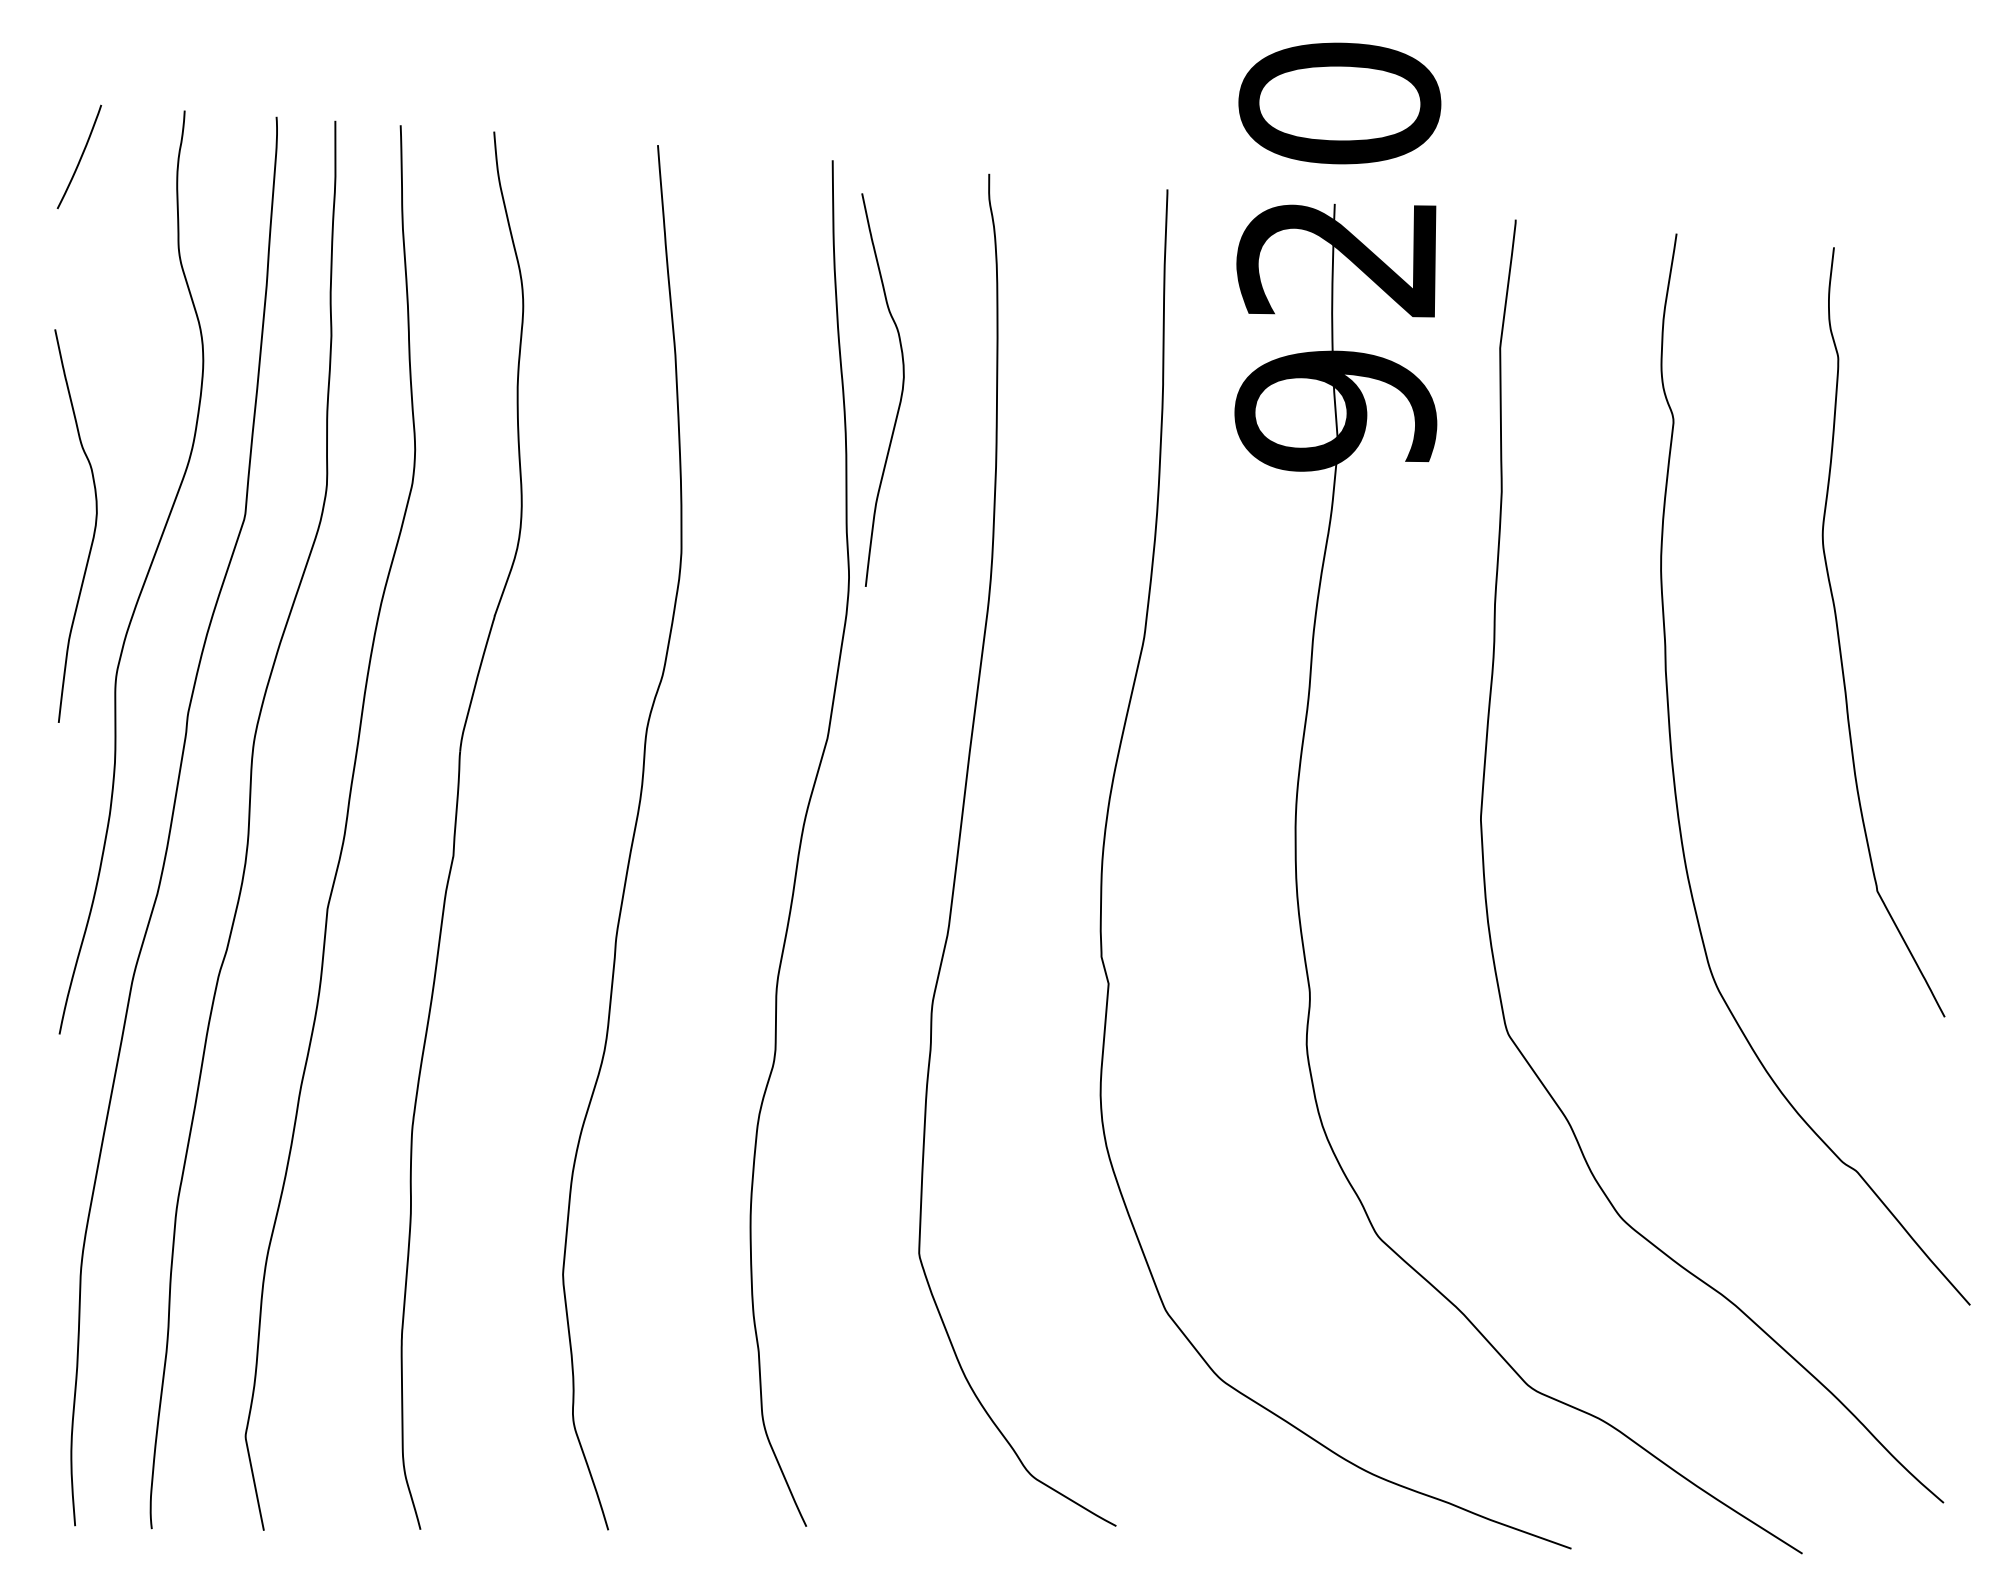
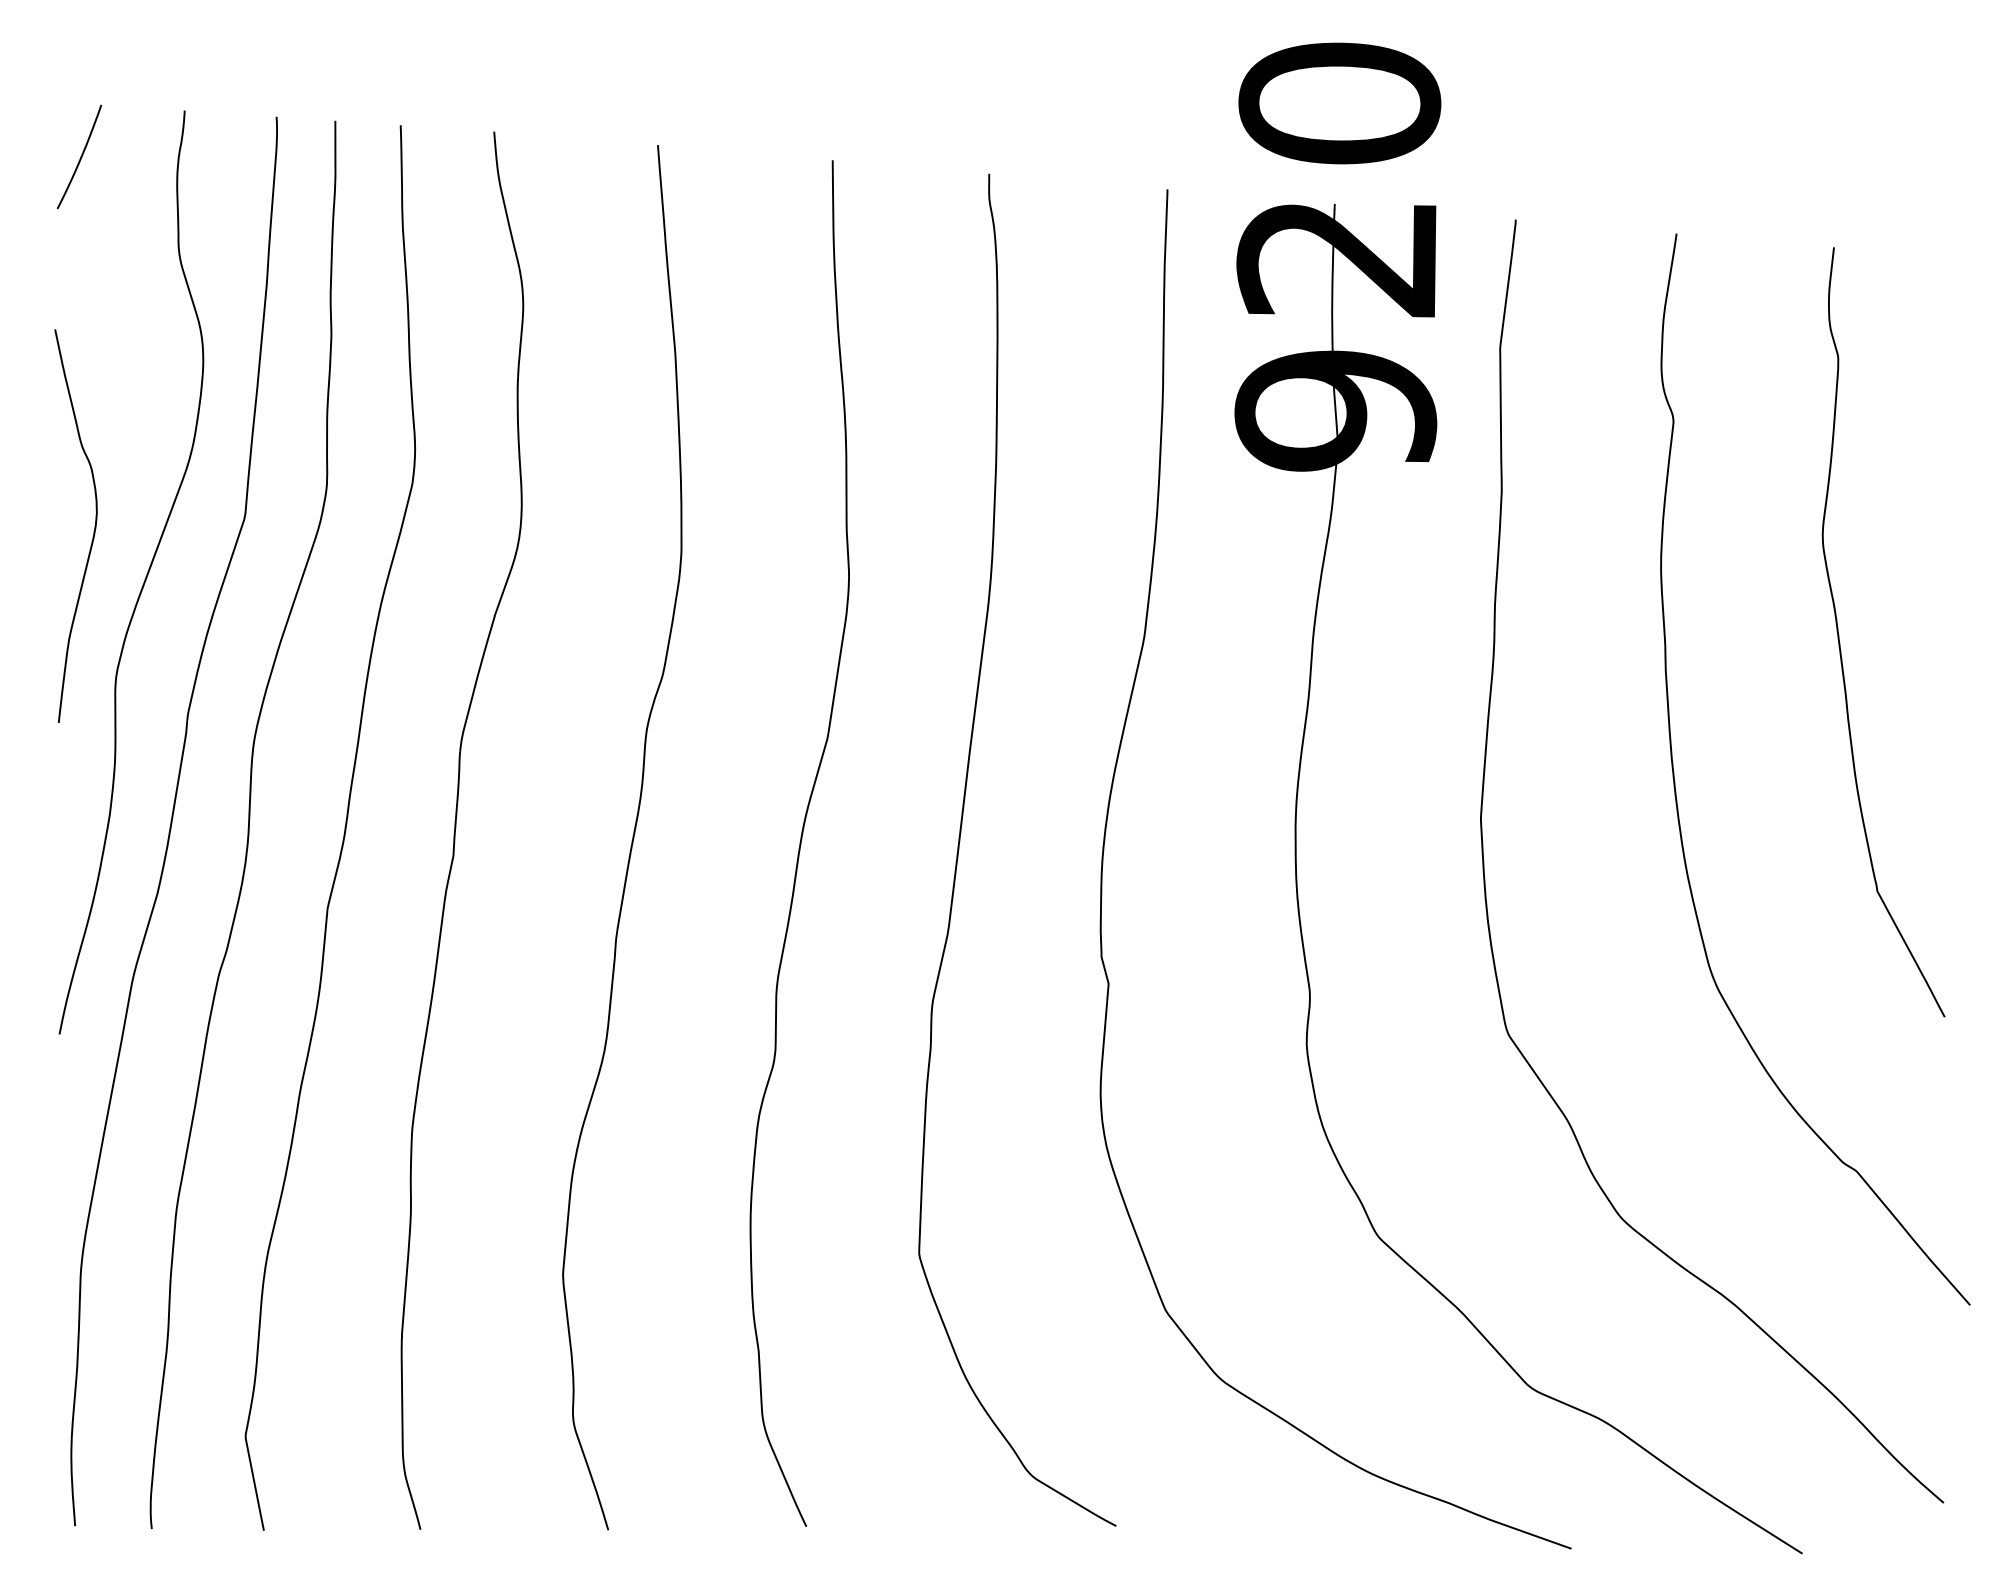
curve: present -> none (900, 395)
